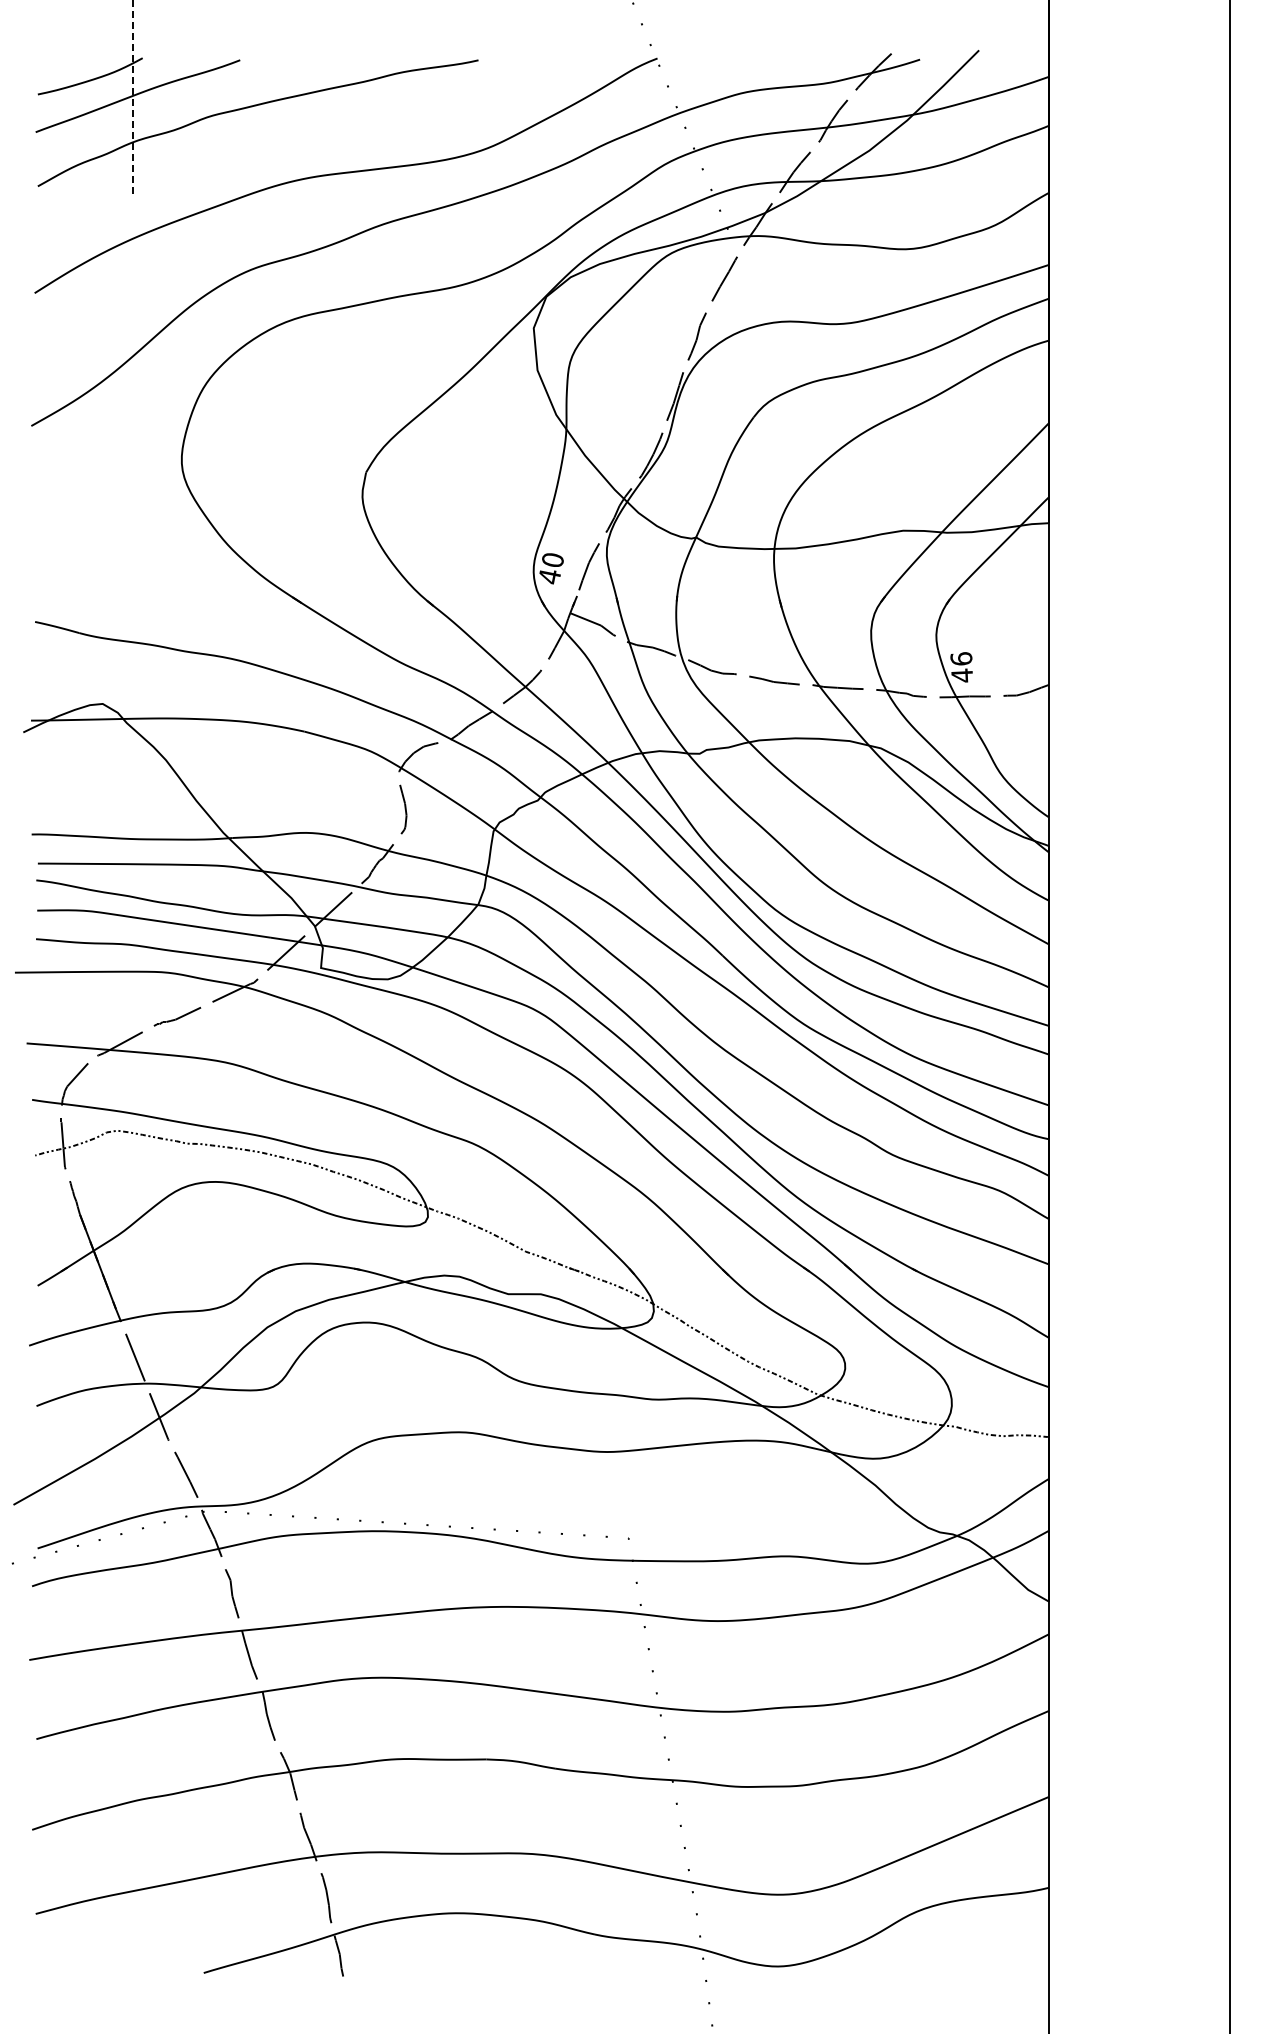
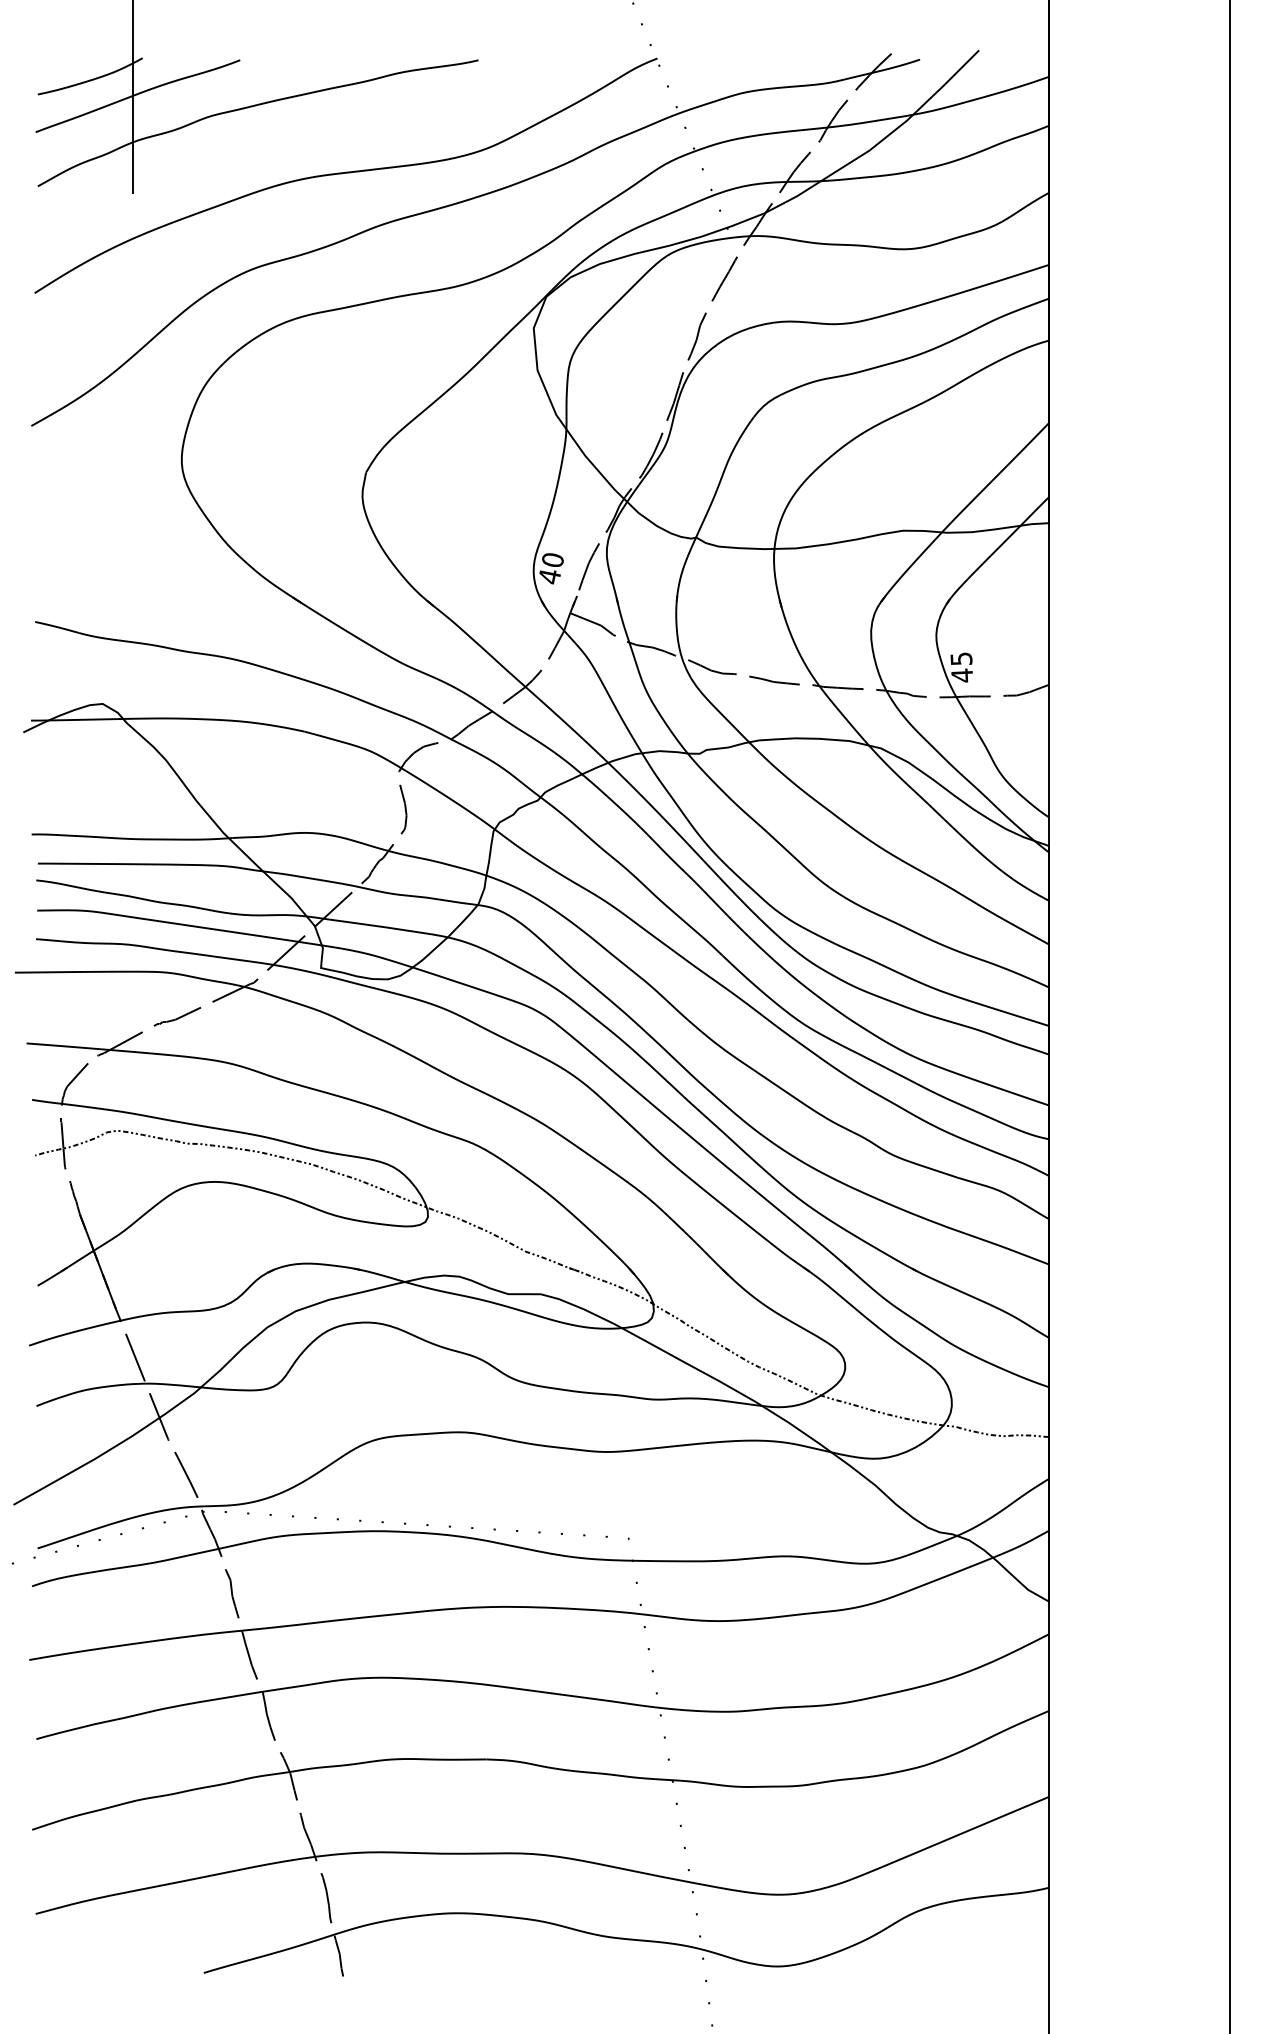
line: dashed -> solid (132, 96)
text: 46 -> 45 (961, 658)
